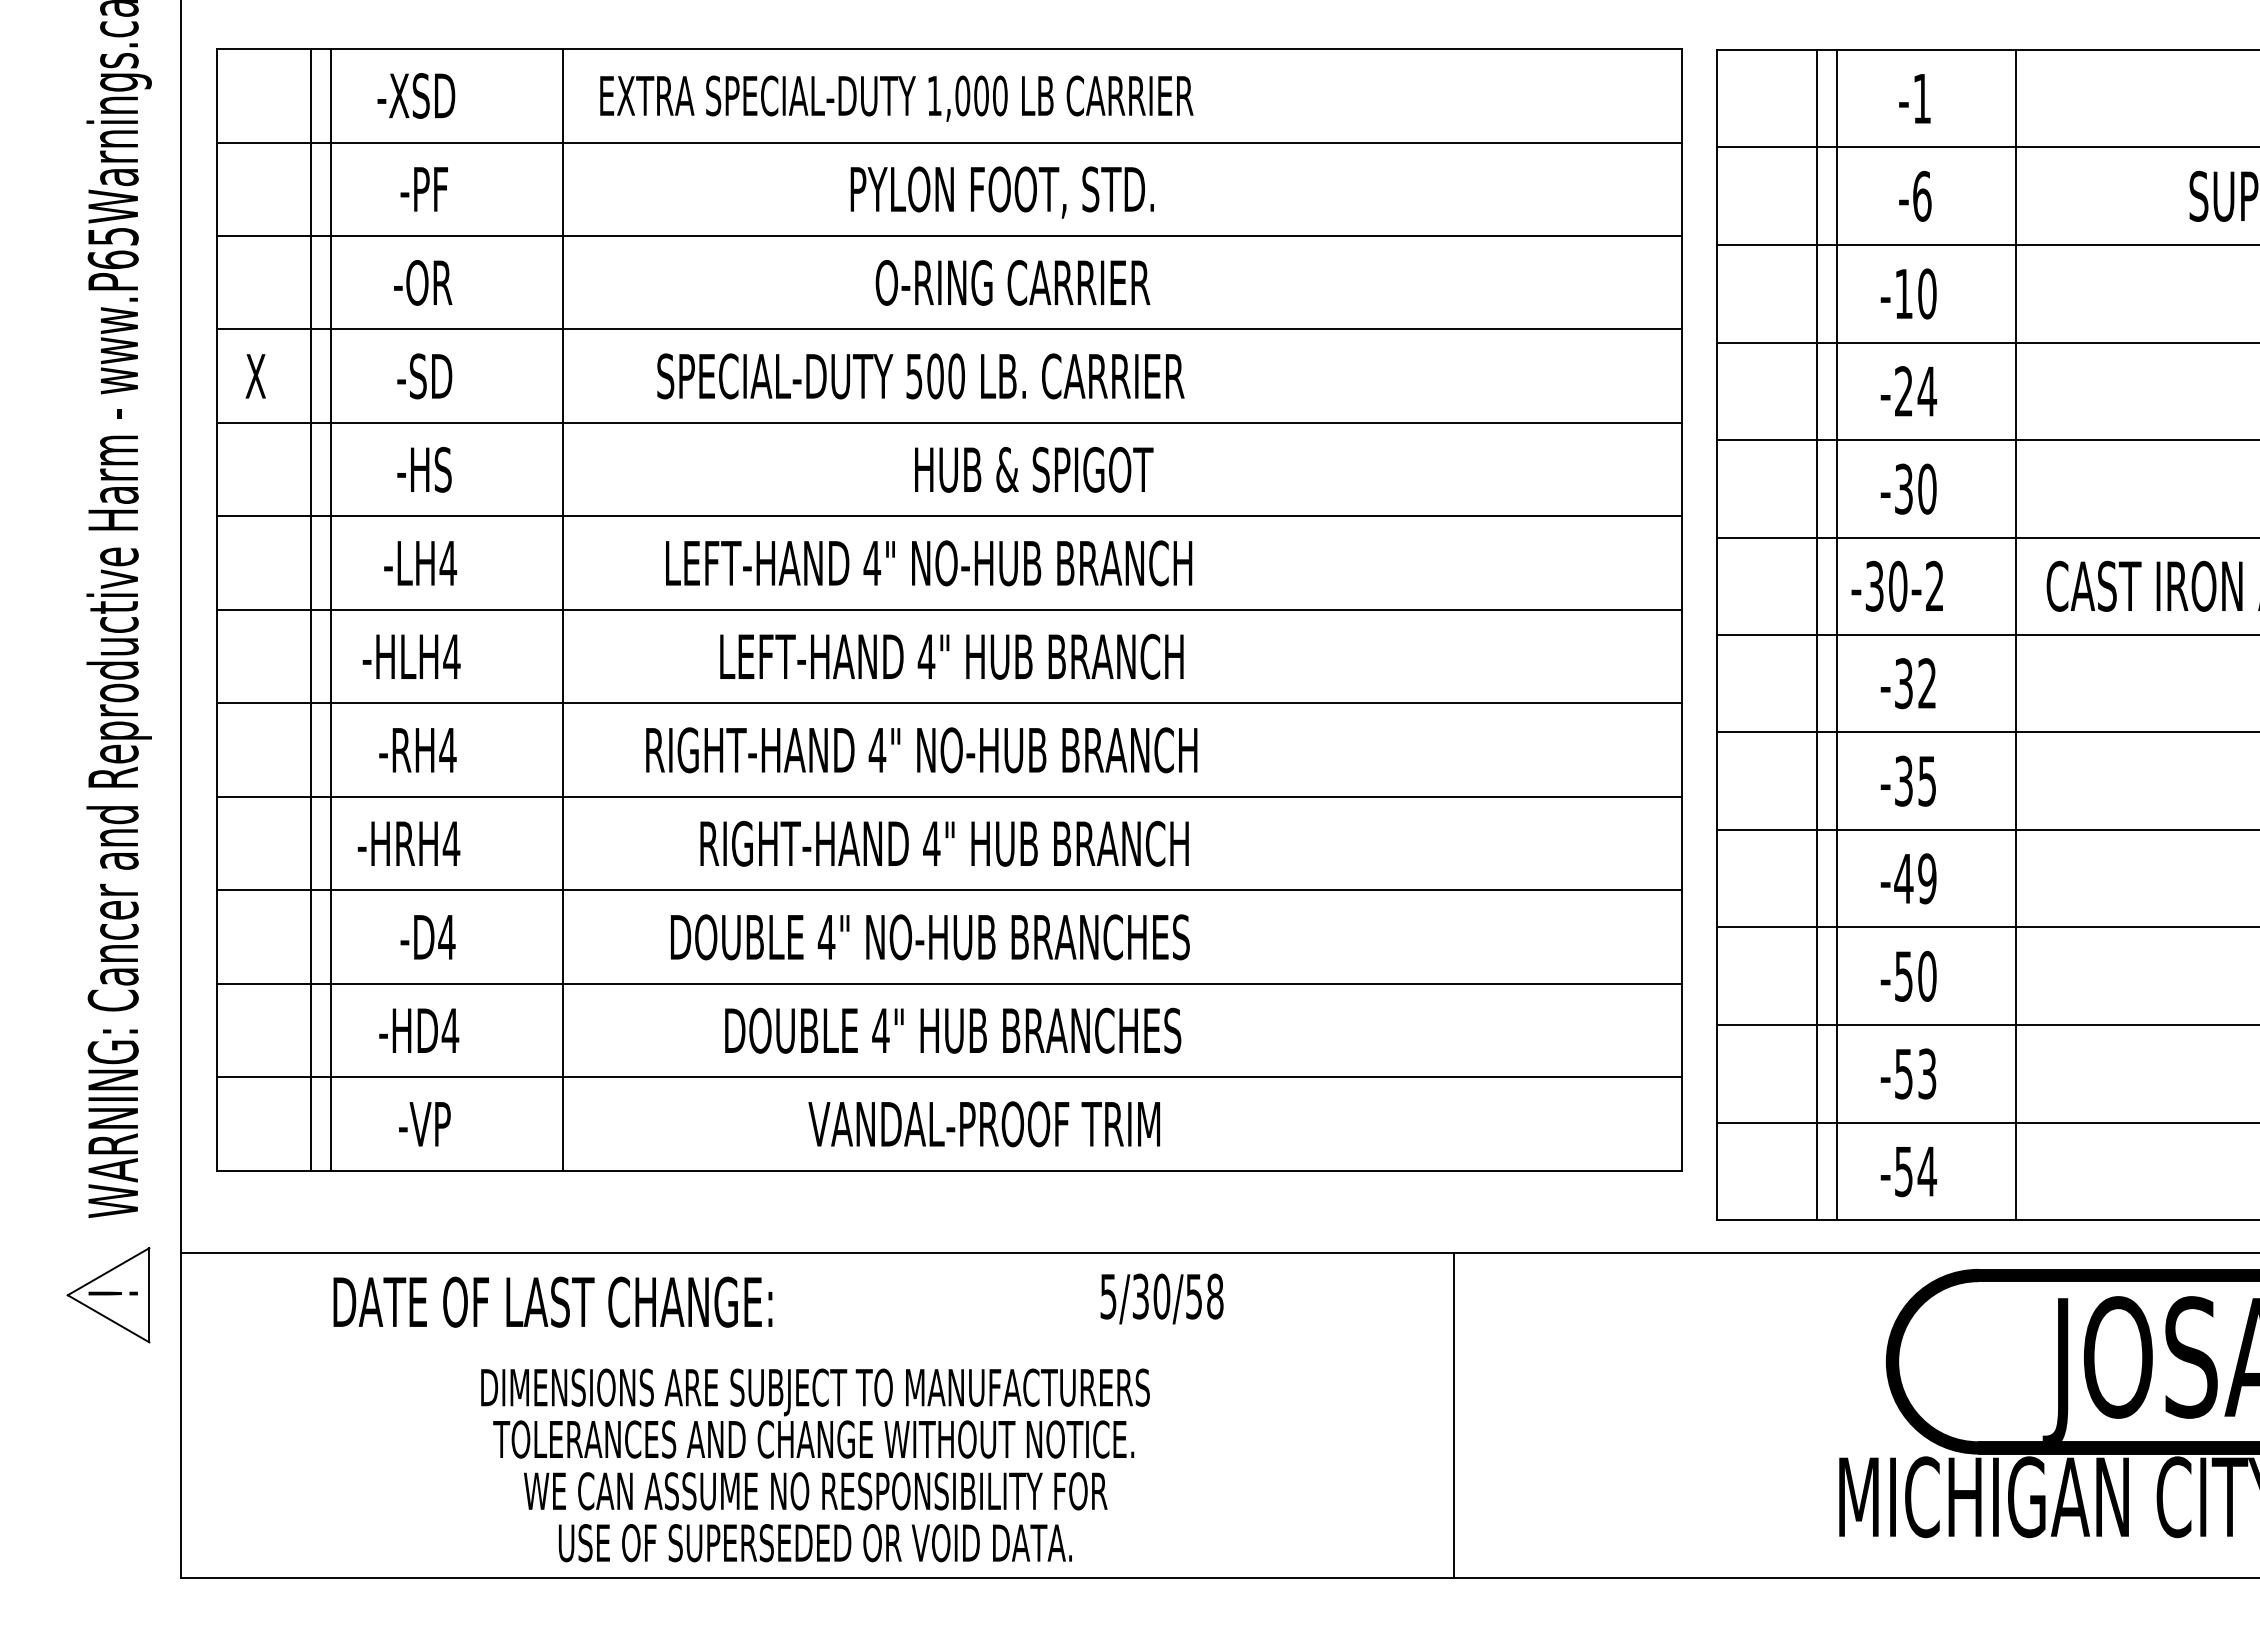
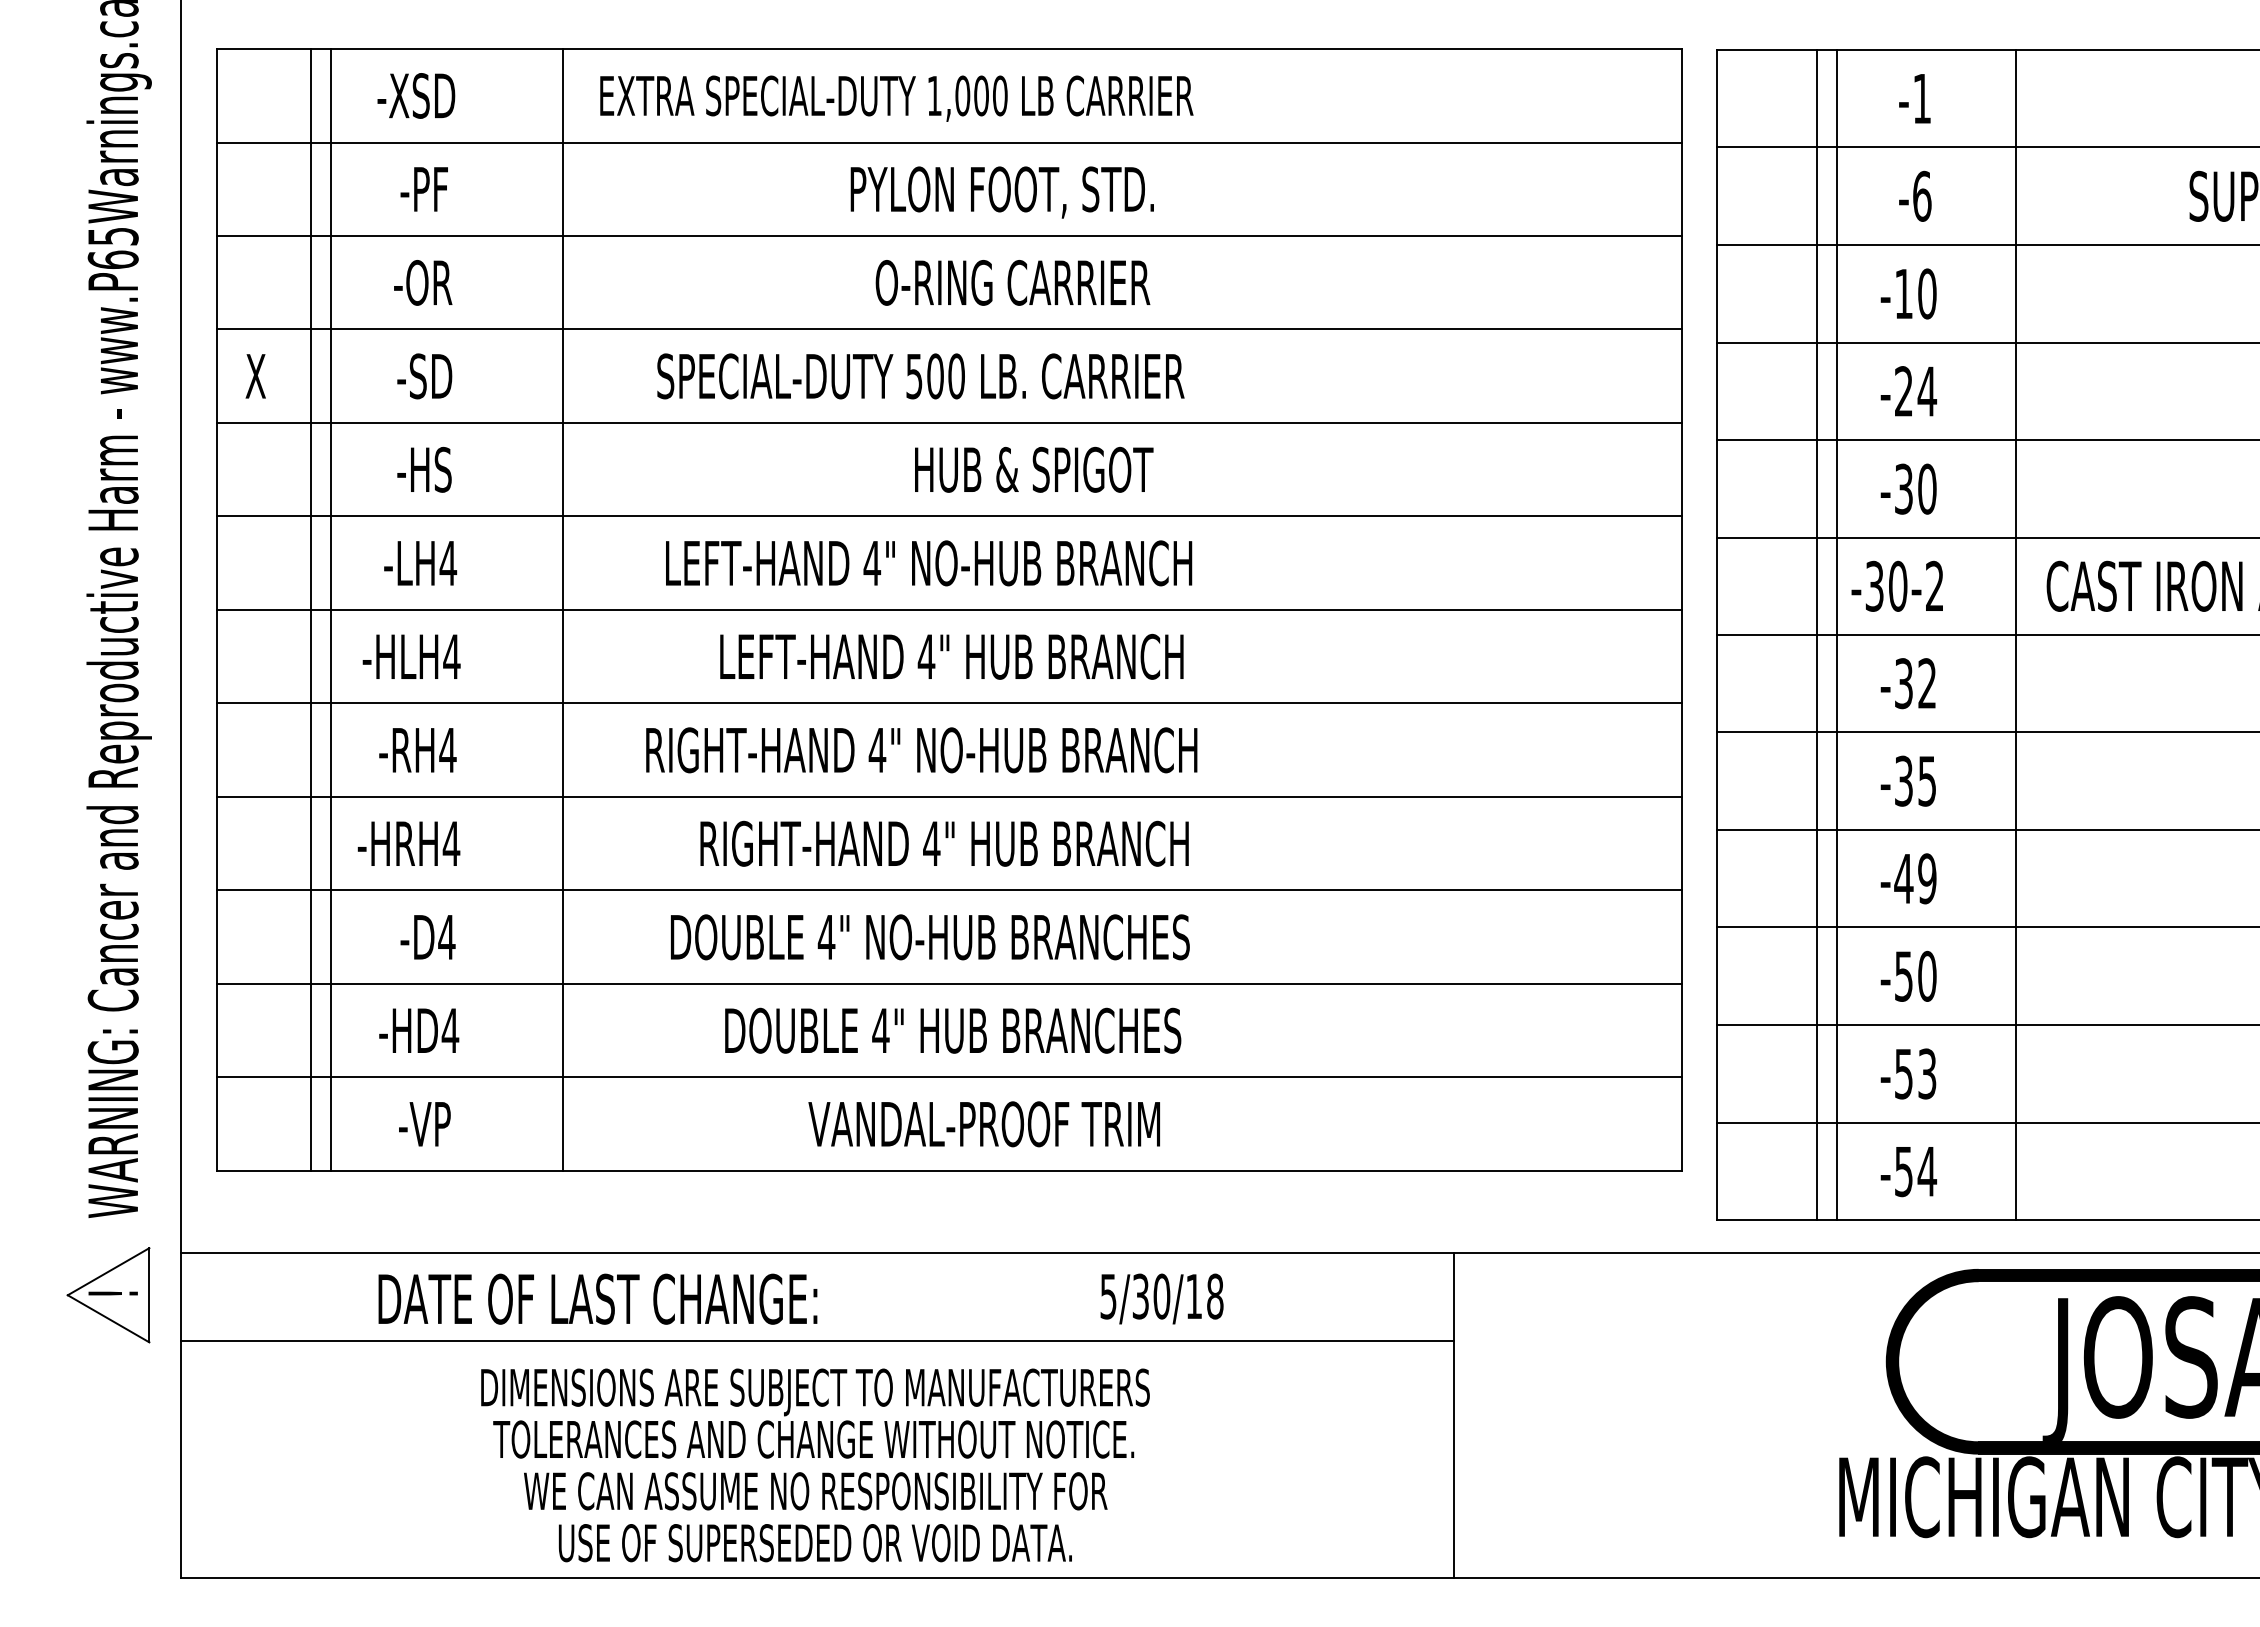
text: 5/30/58 -> 5/30/18 (1193, 1296)
text position: (552, 1301) -> (597, 1298) (597, 1298)
line: none -> present (816, 1341)
